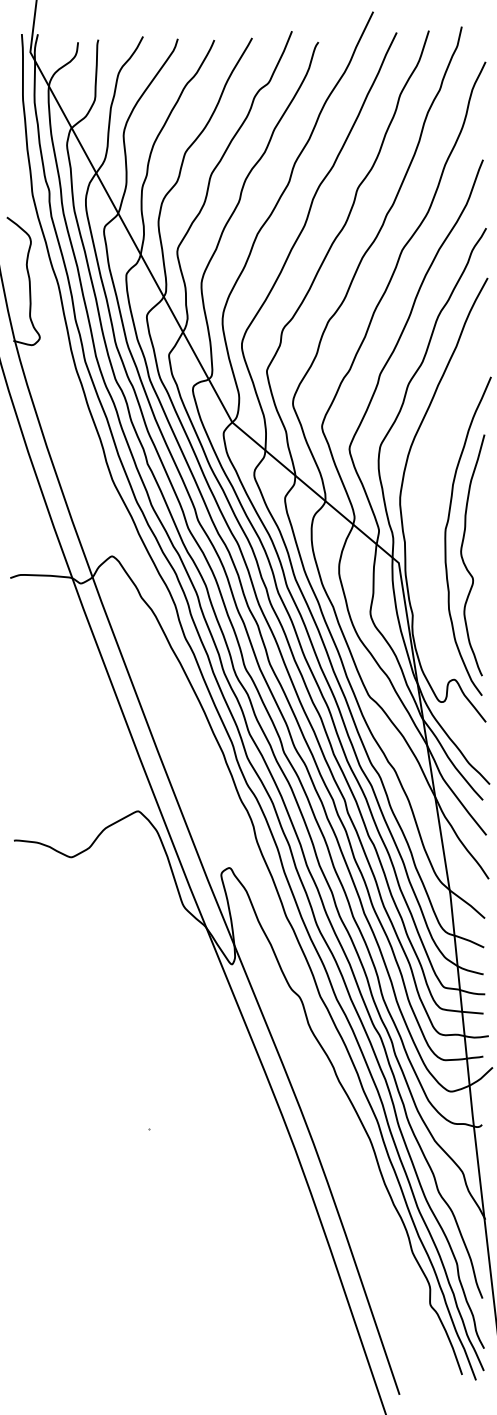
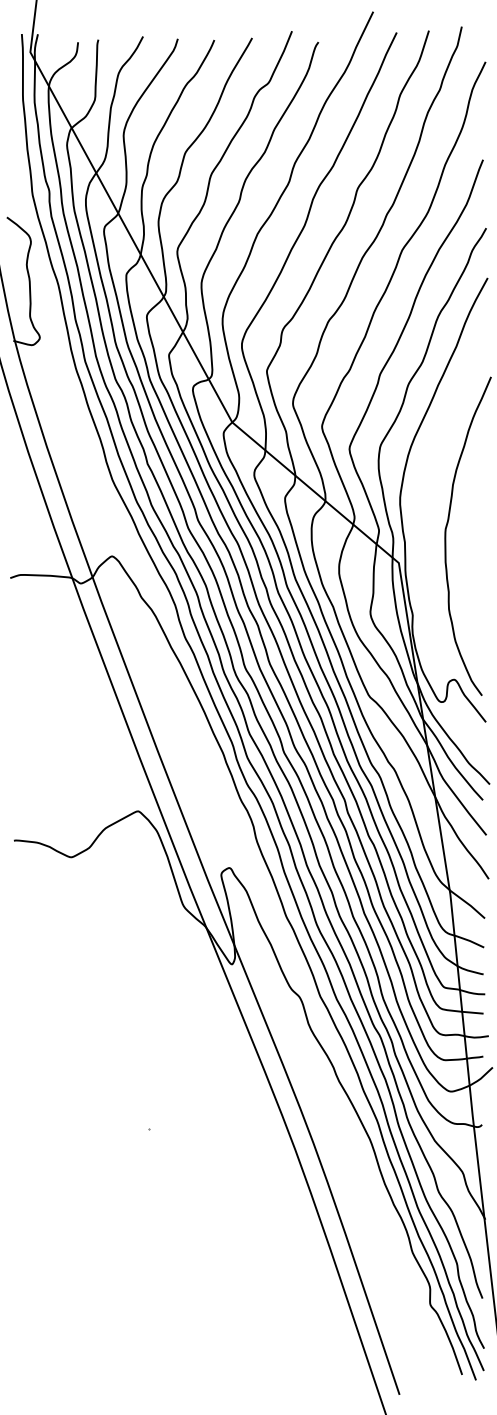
curve: present -> none (463, 558)
